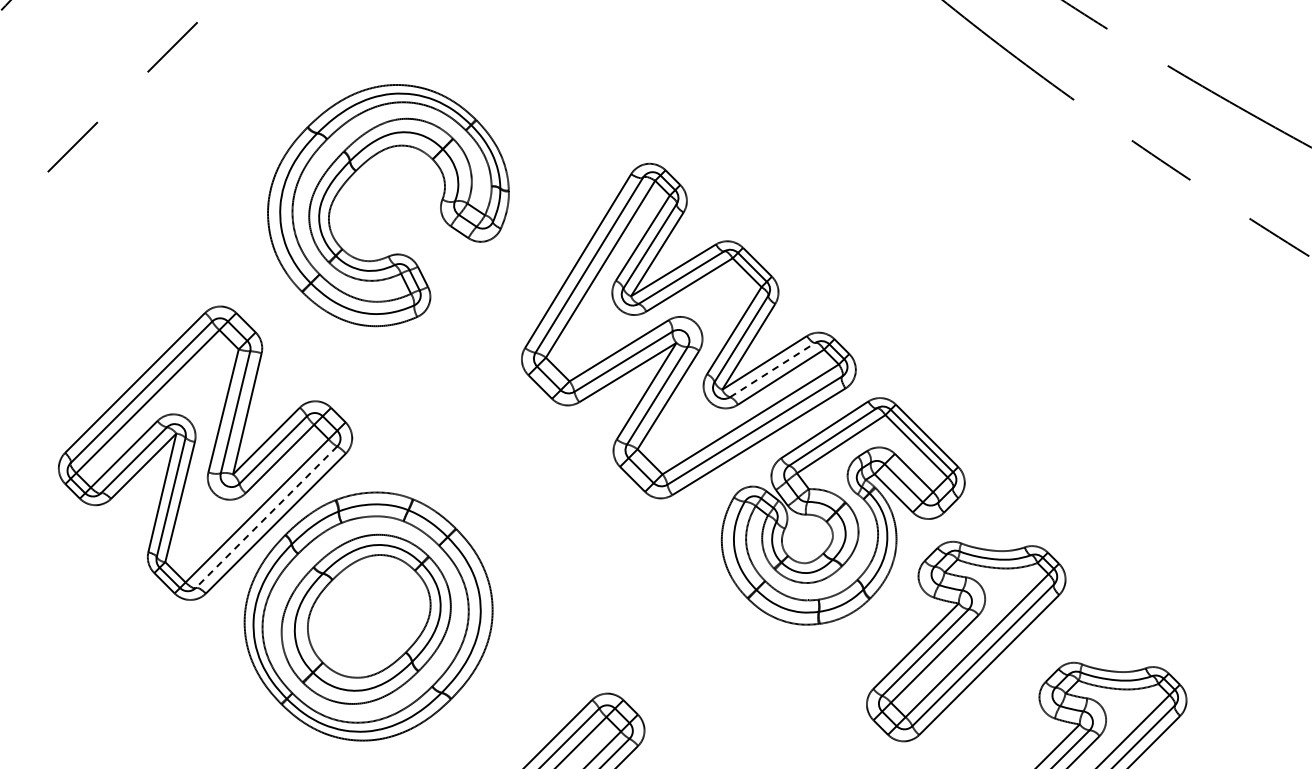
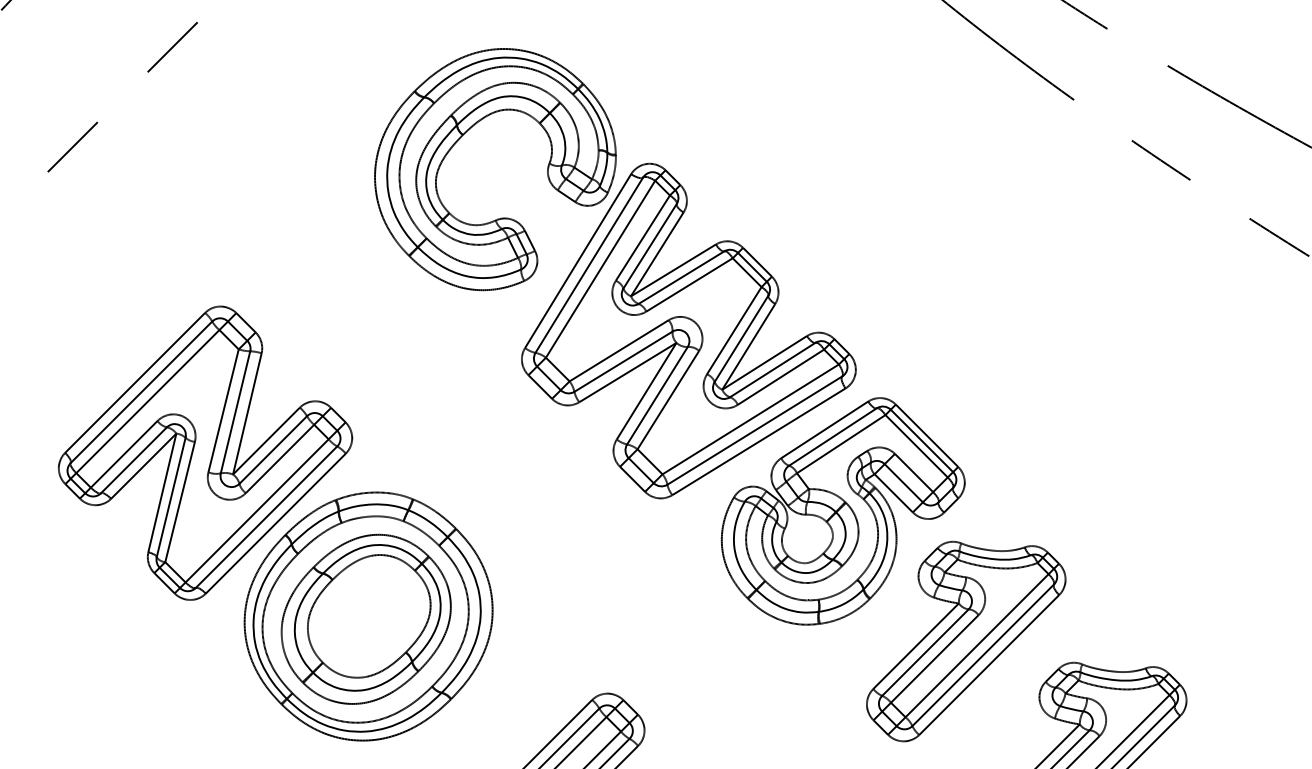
part position: (351, 177) -> (458, 141) (458, 141)
line: dashed -> solid (772, 370)
line: dashed -> solid (266, 517)
